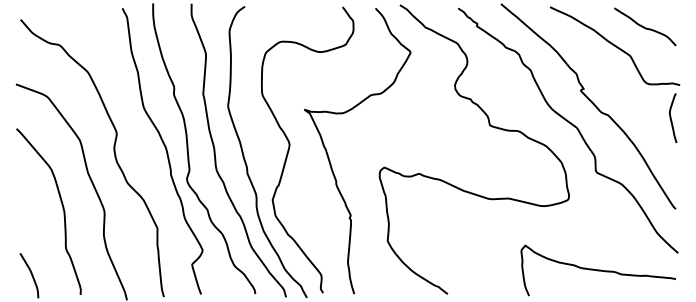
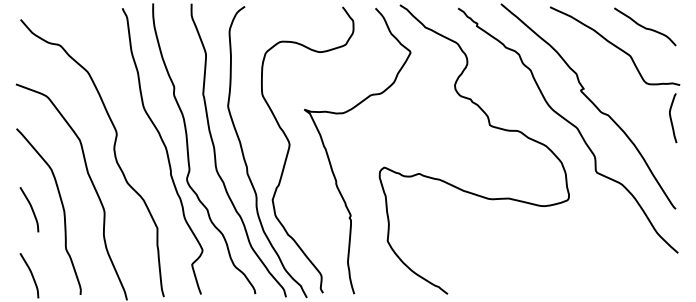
curve: none -> present (31, 209)
curve: present -> none (597, 270)
